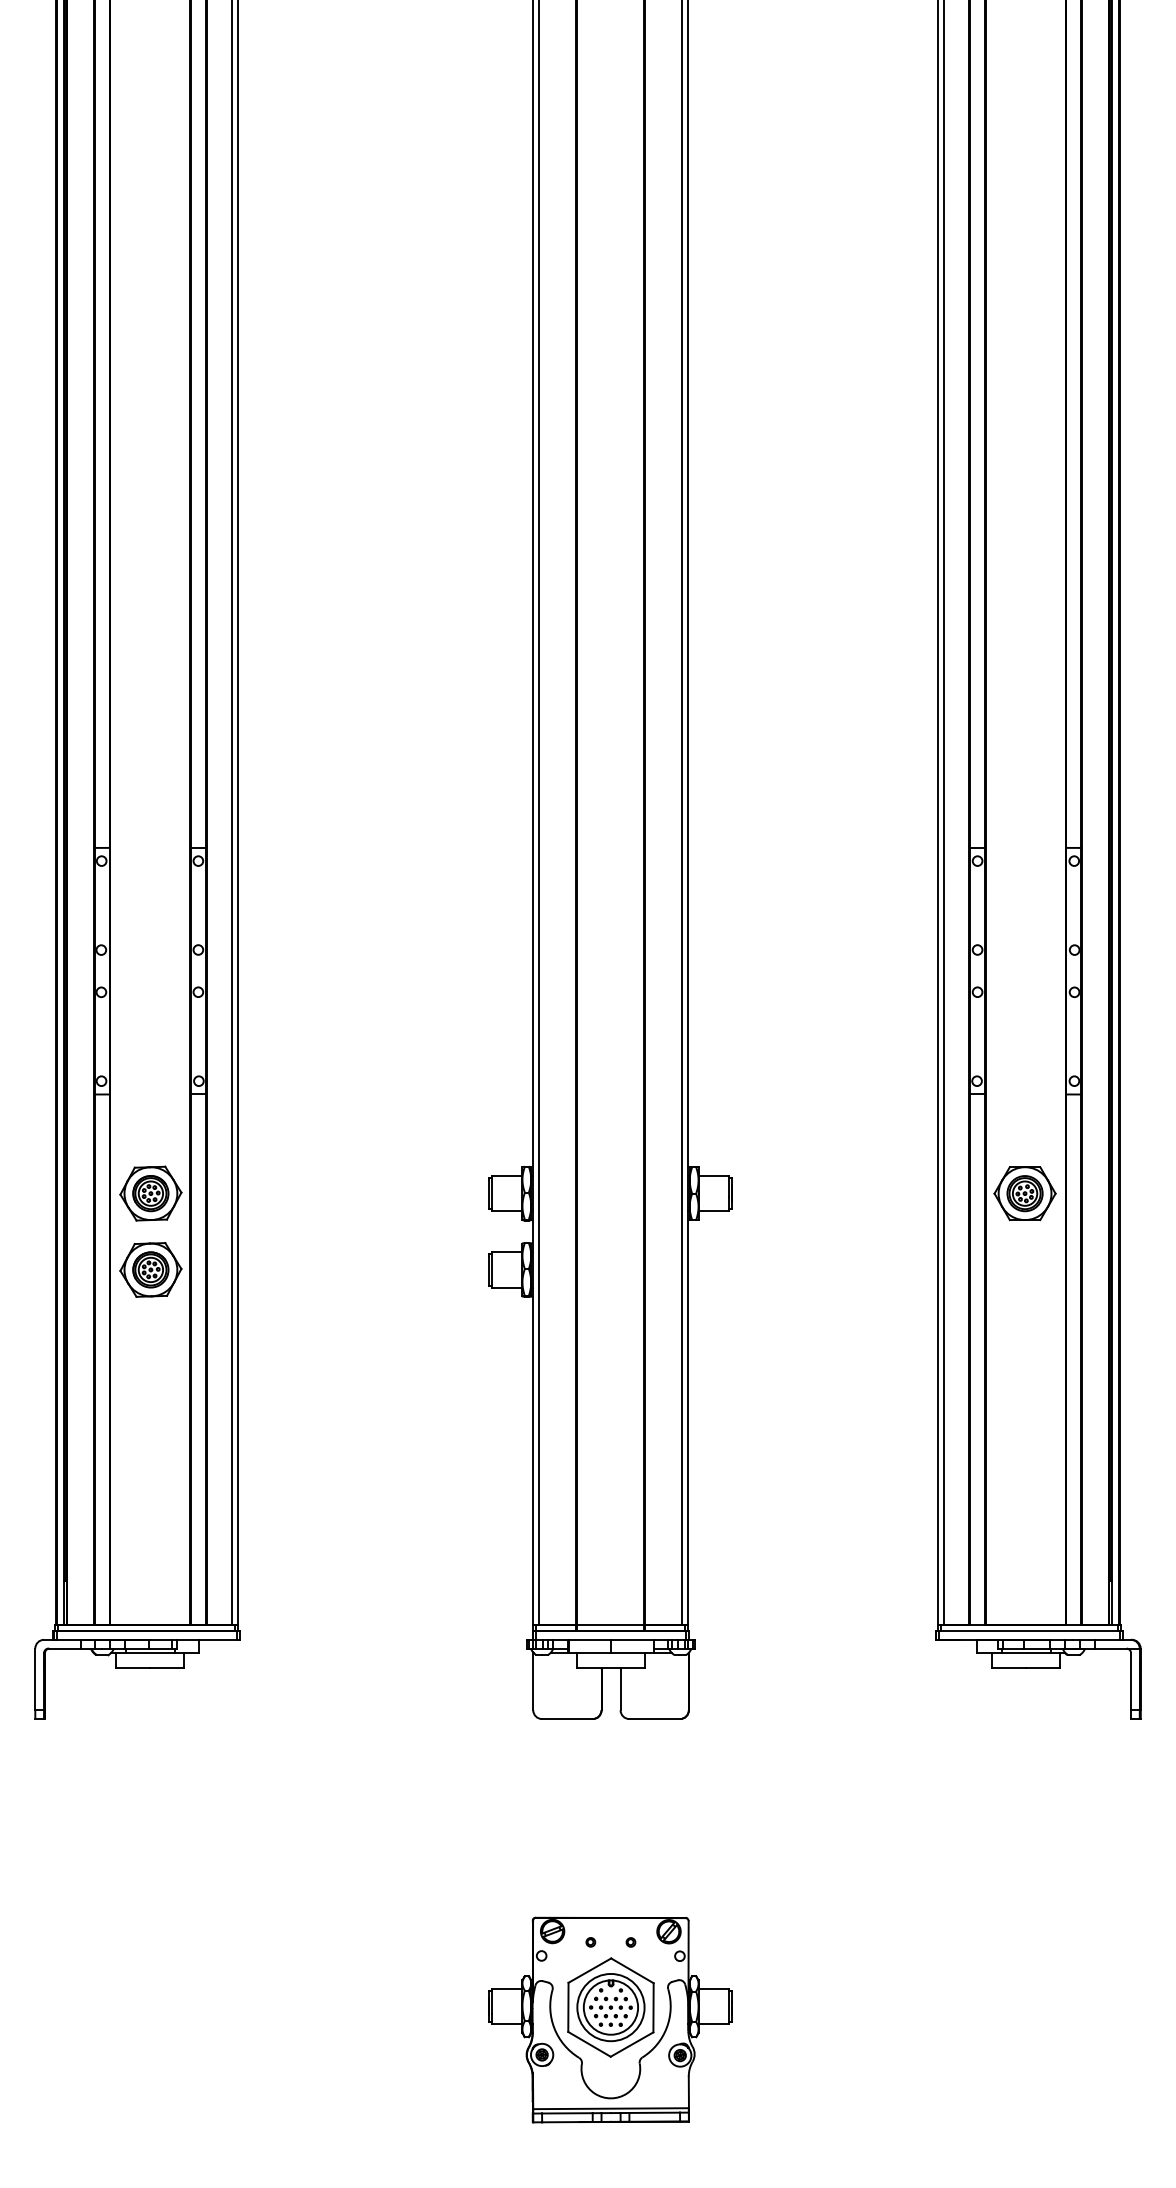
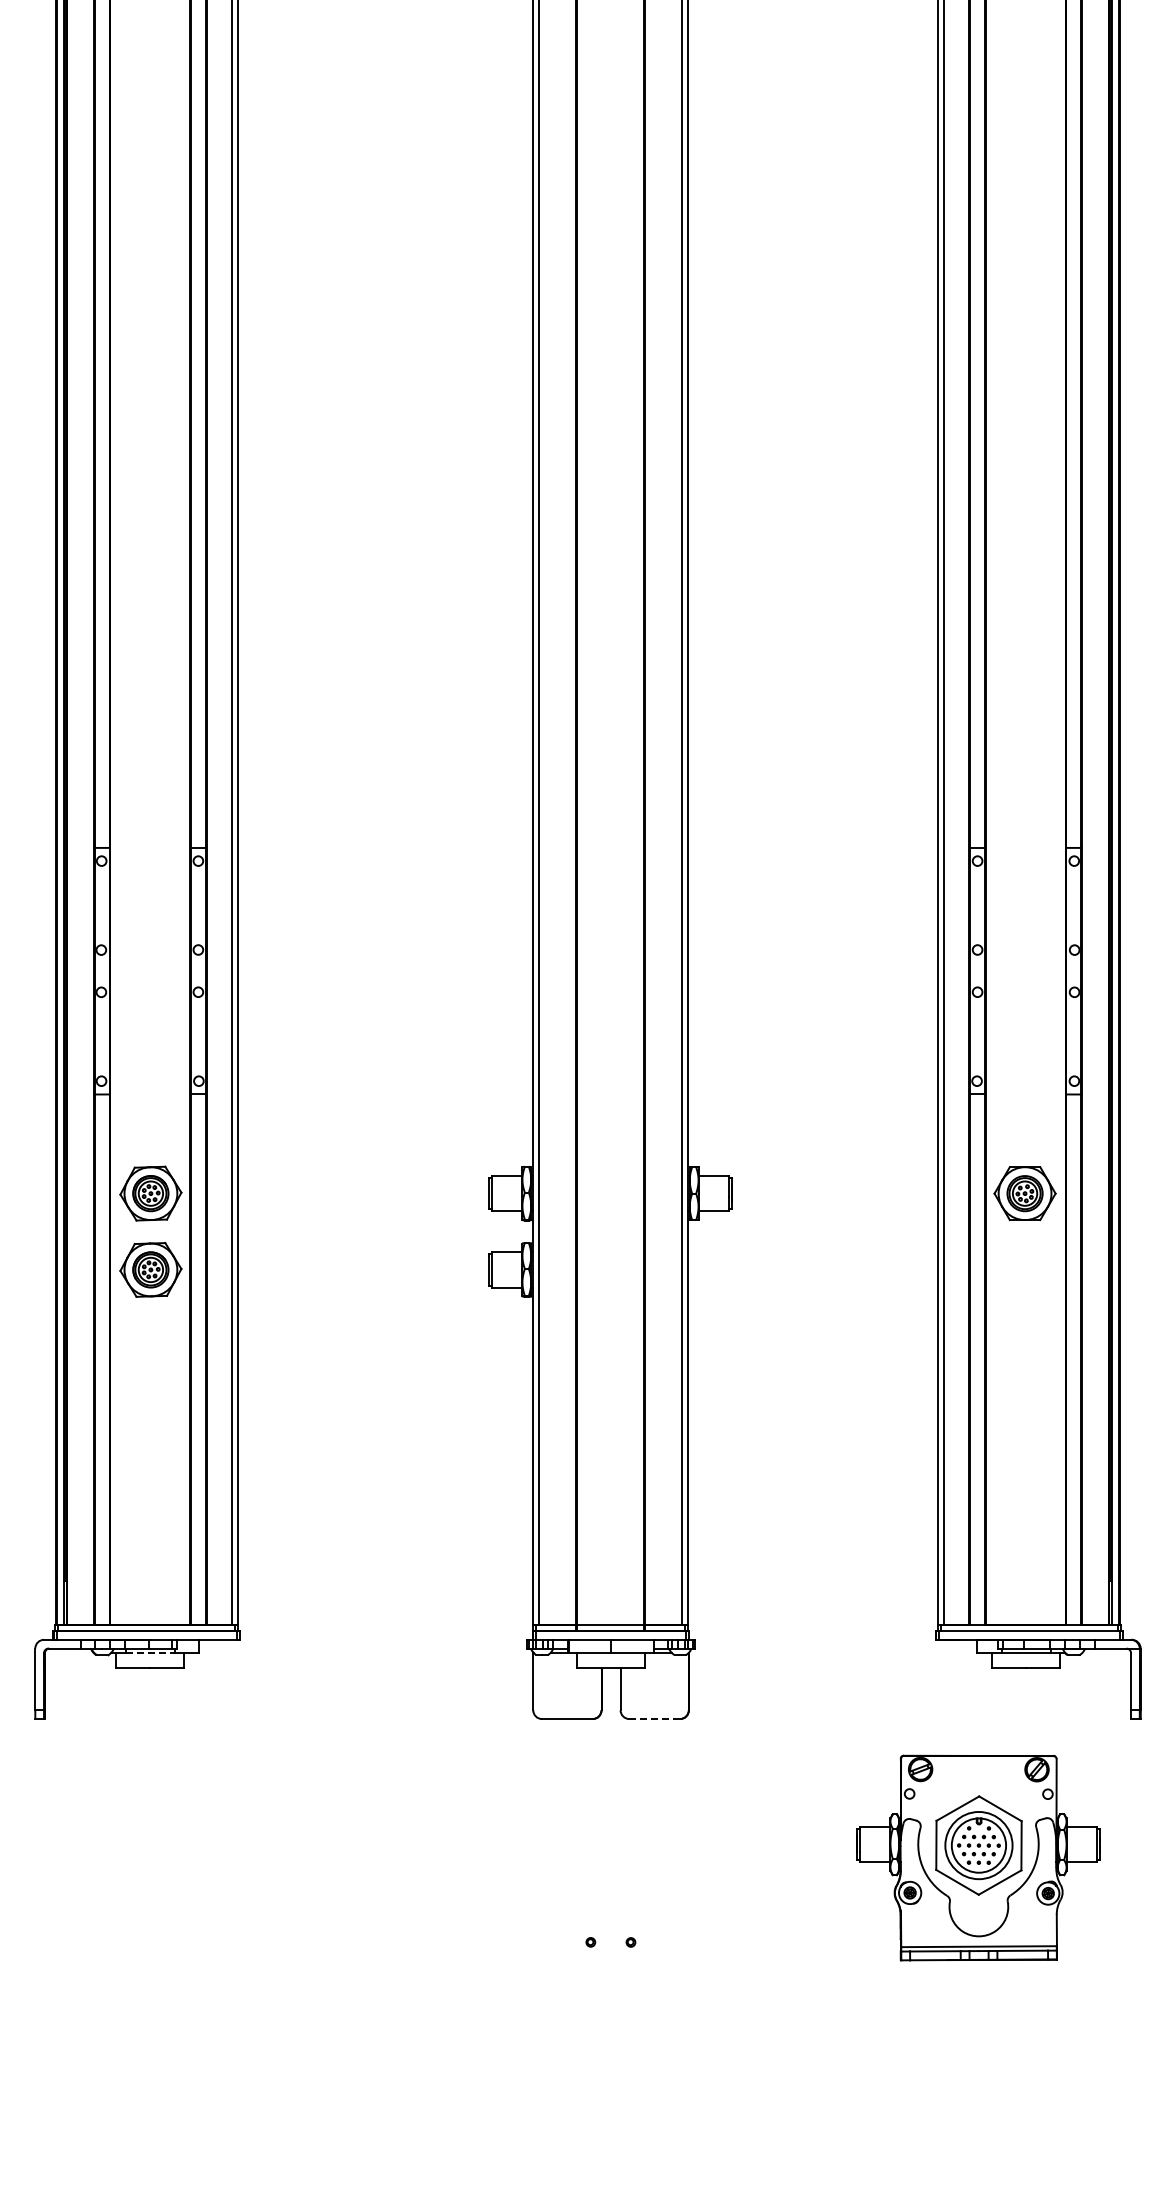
line: solid -> dashed (150, 1653)
line: solid -> dashed (654, 1719)
part position: (610, 2019) -> (978, 1857) (978, 1857)
